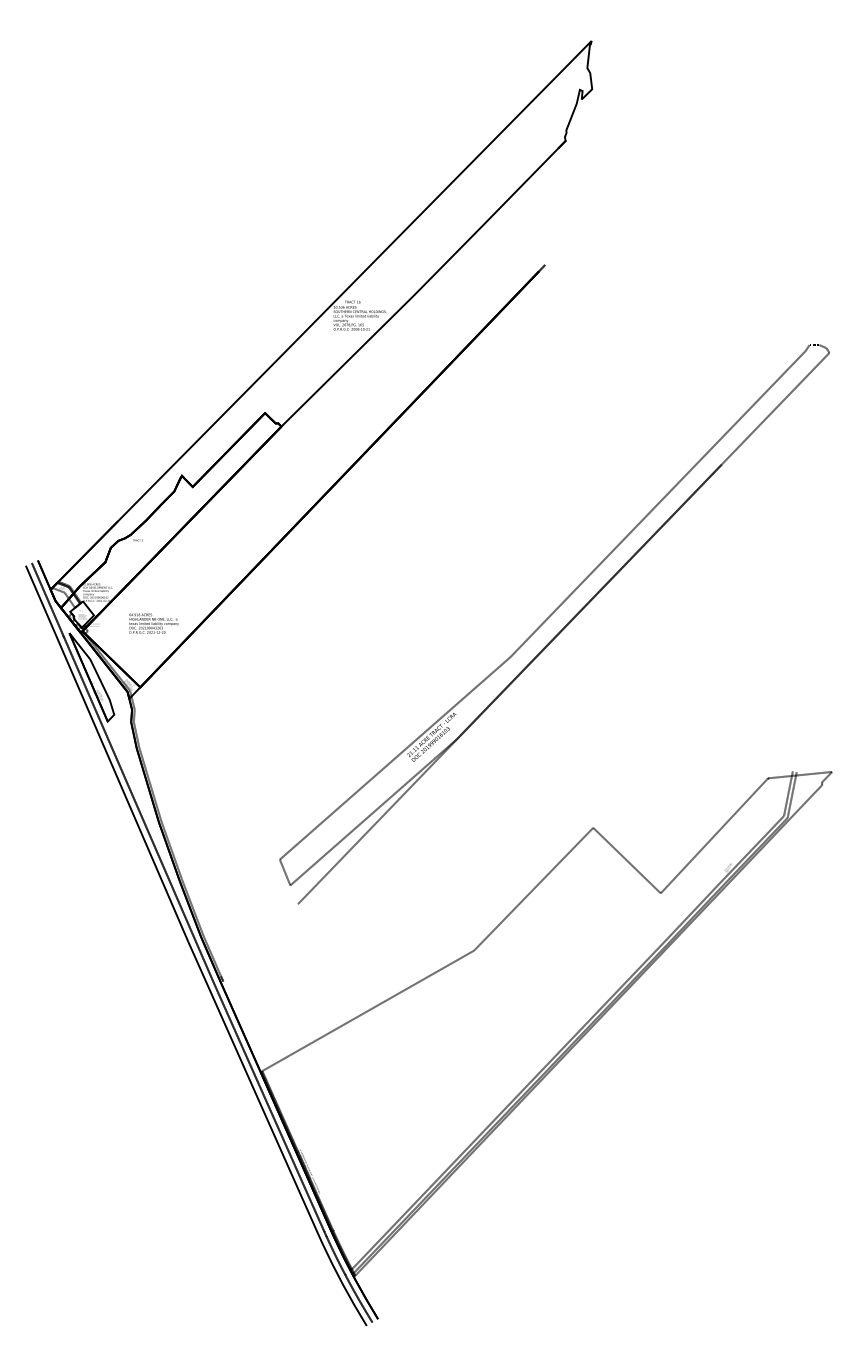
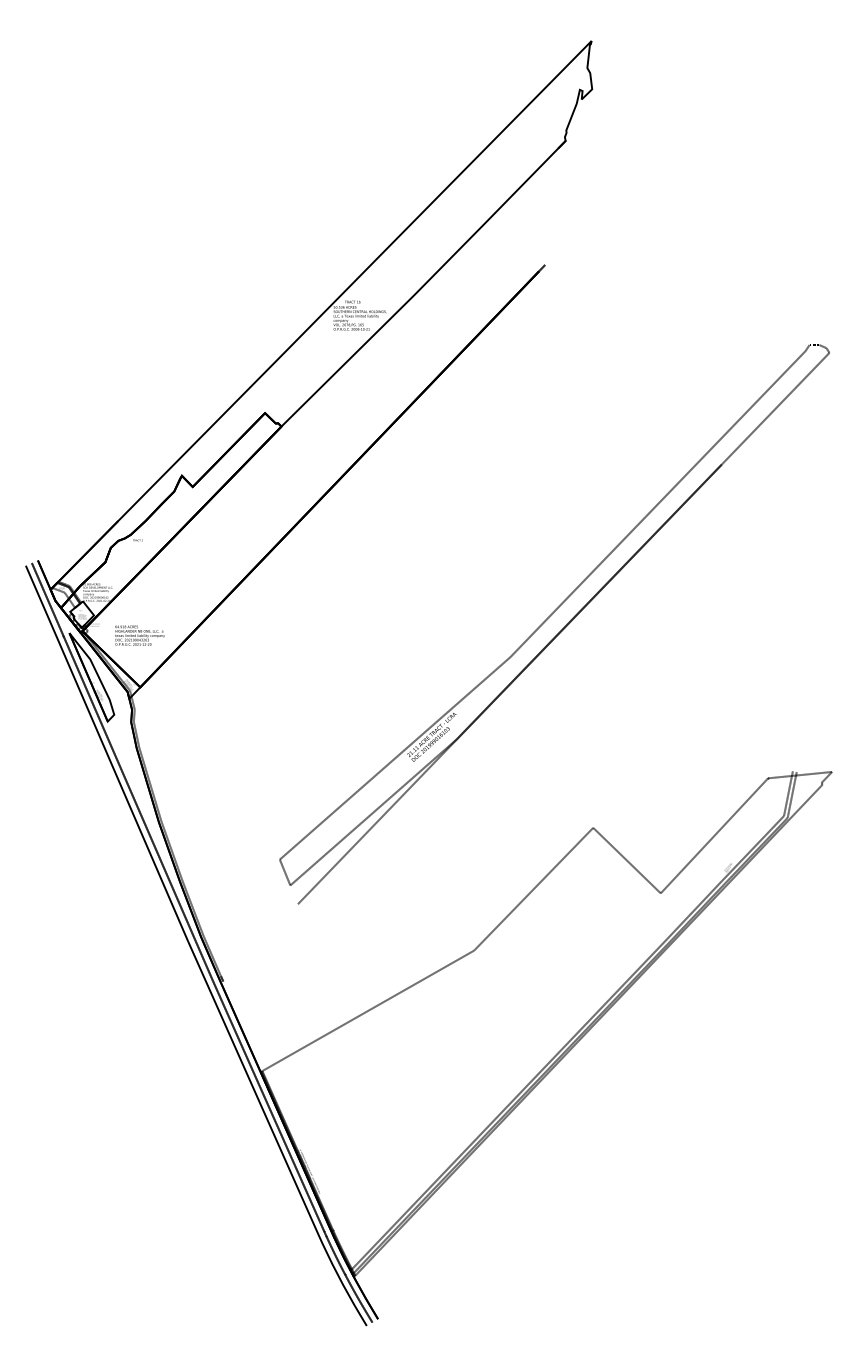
text position: (153, 623) -> (139, 635) (139, 635)
